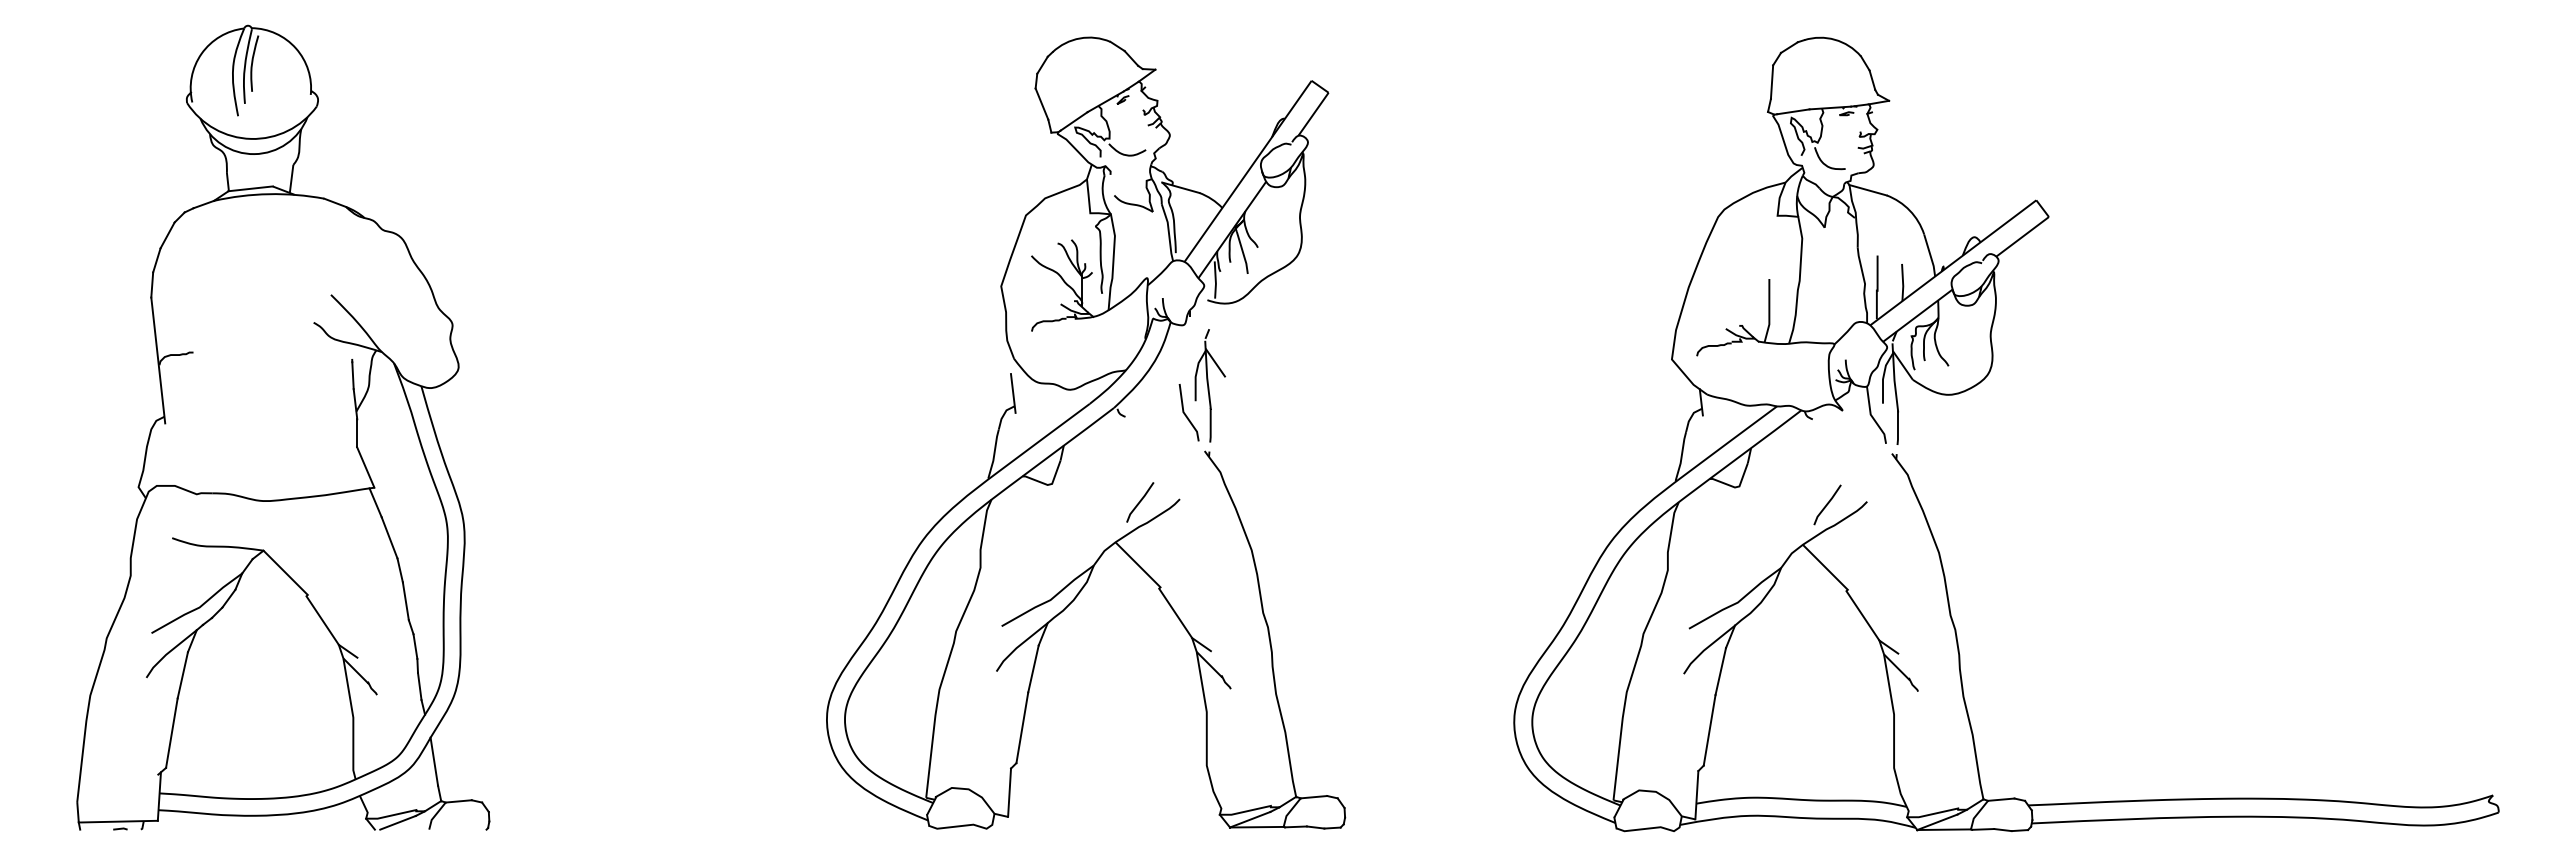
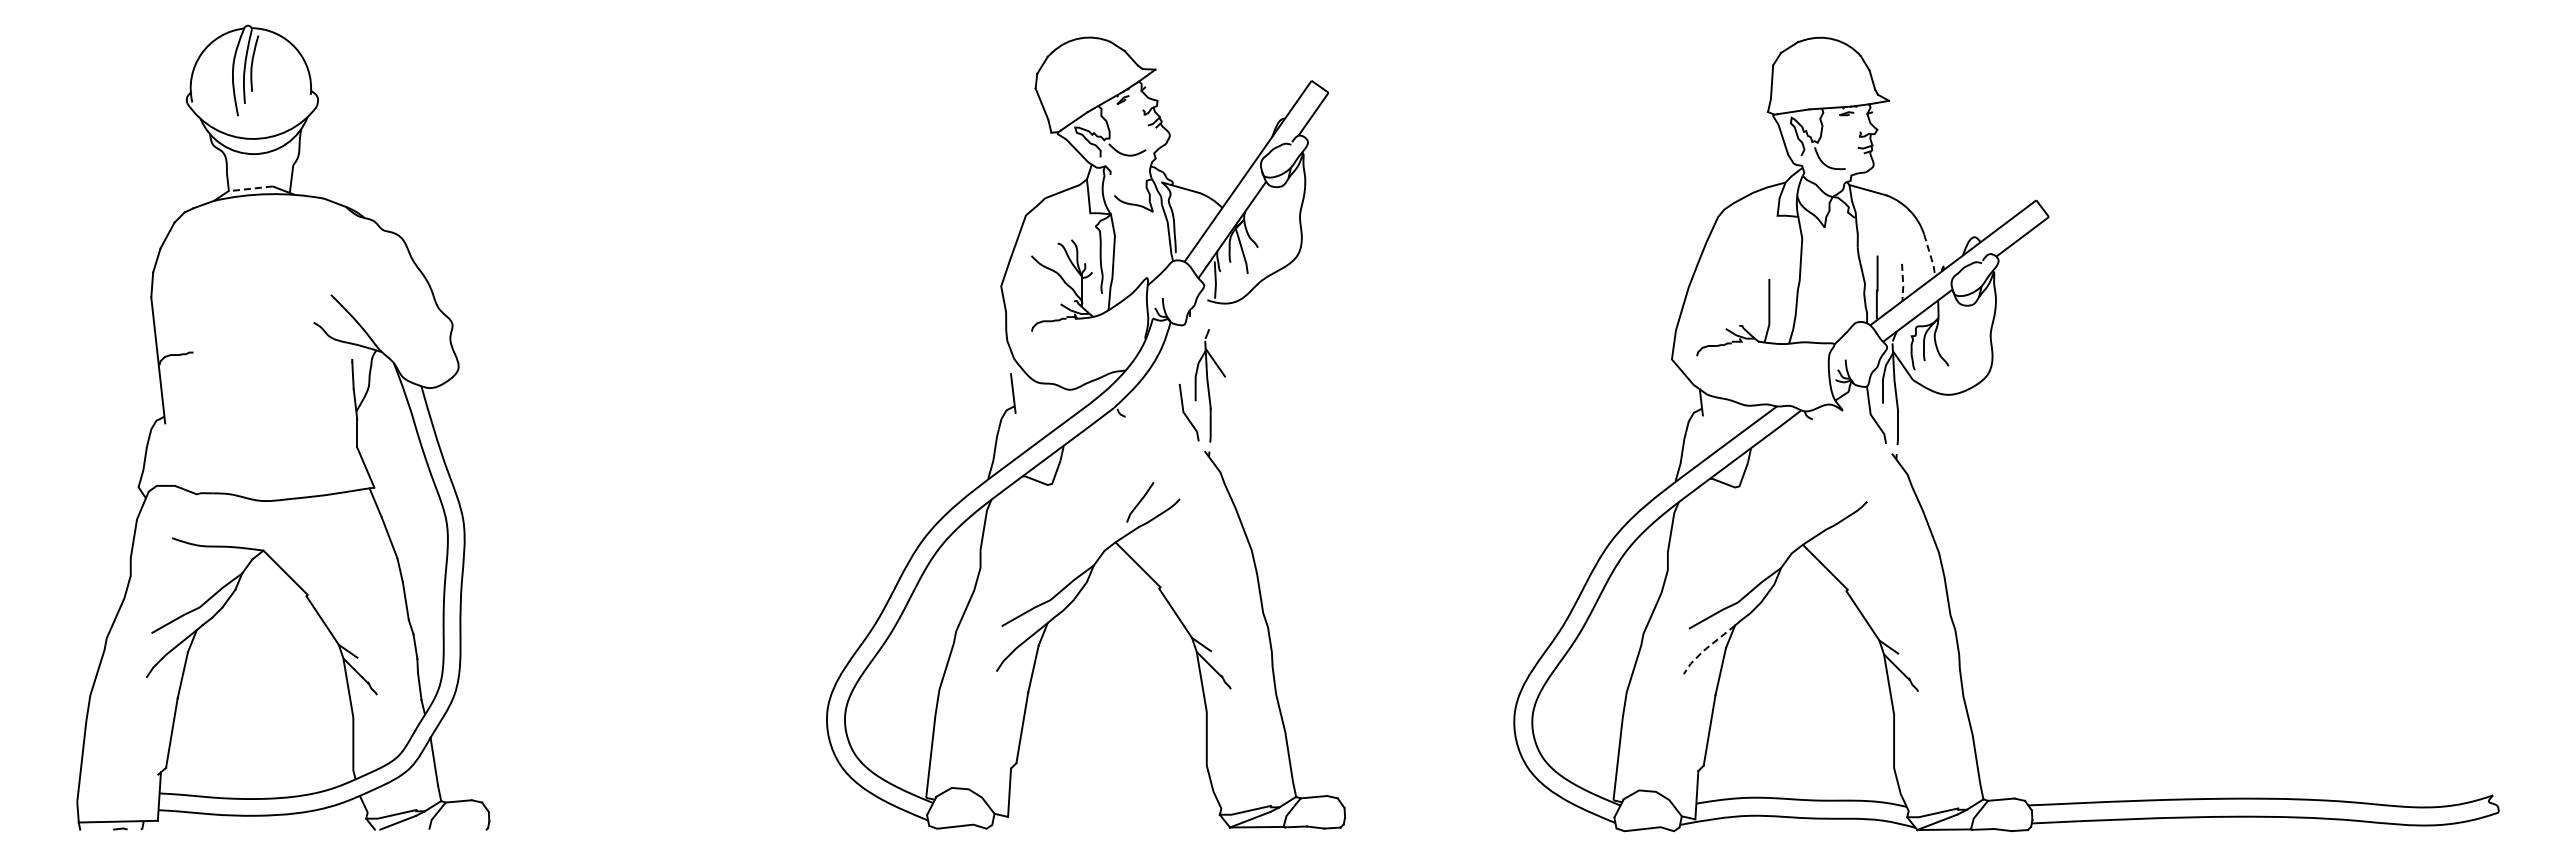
line: solid -> dashed (250, 188)
line: solid -> dashed (1930, 255)
line: solid -> dashed (1903, 283)
line: present -> none (1827, 504)
line: solid -> dashed (1706, 648)
